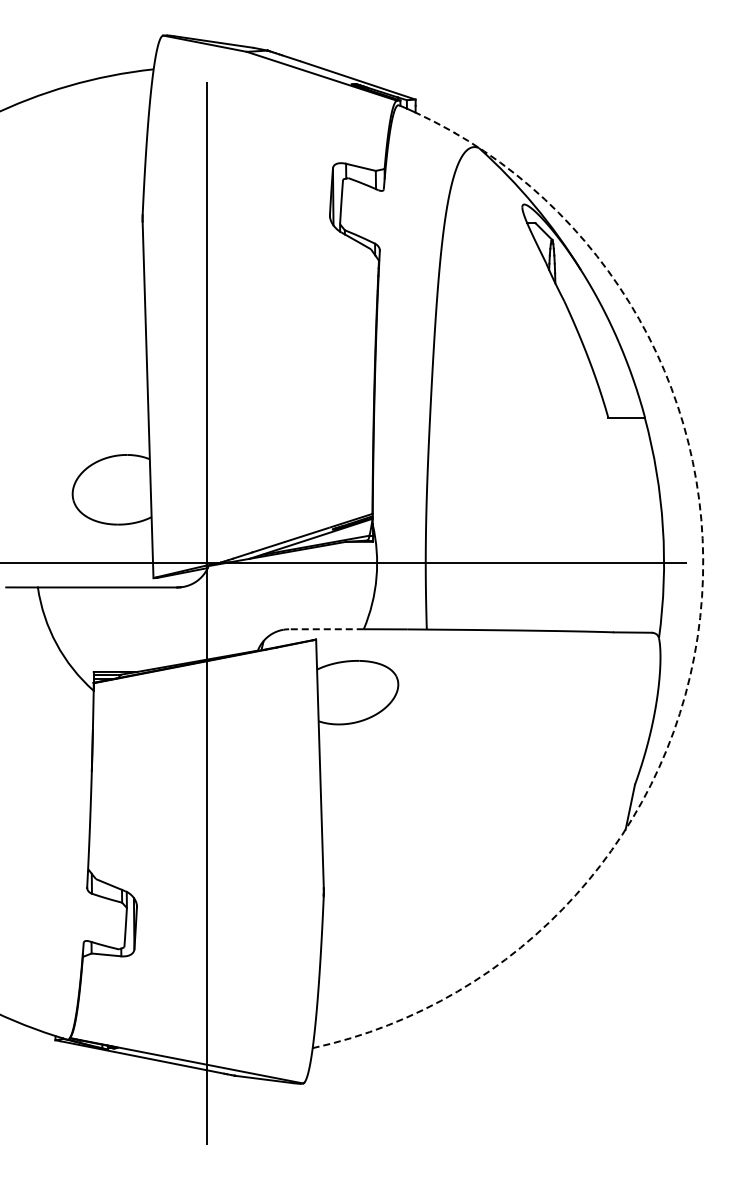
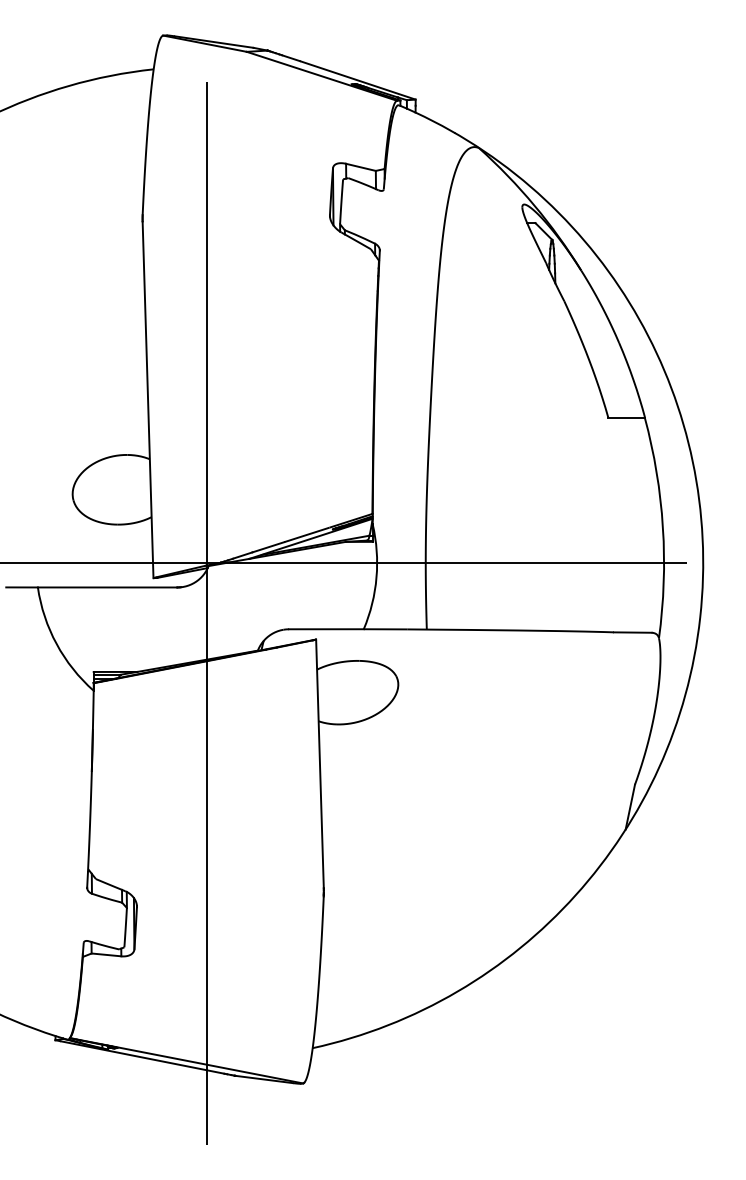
arc: dashed -> solid (700, 617)
line: dashed -> solid (325, 629)
